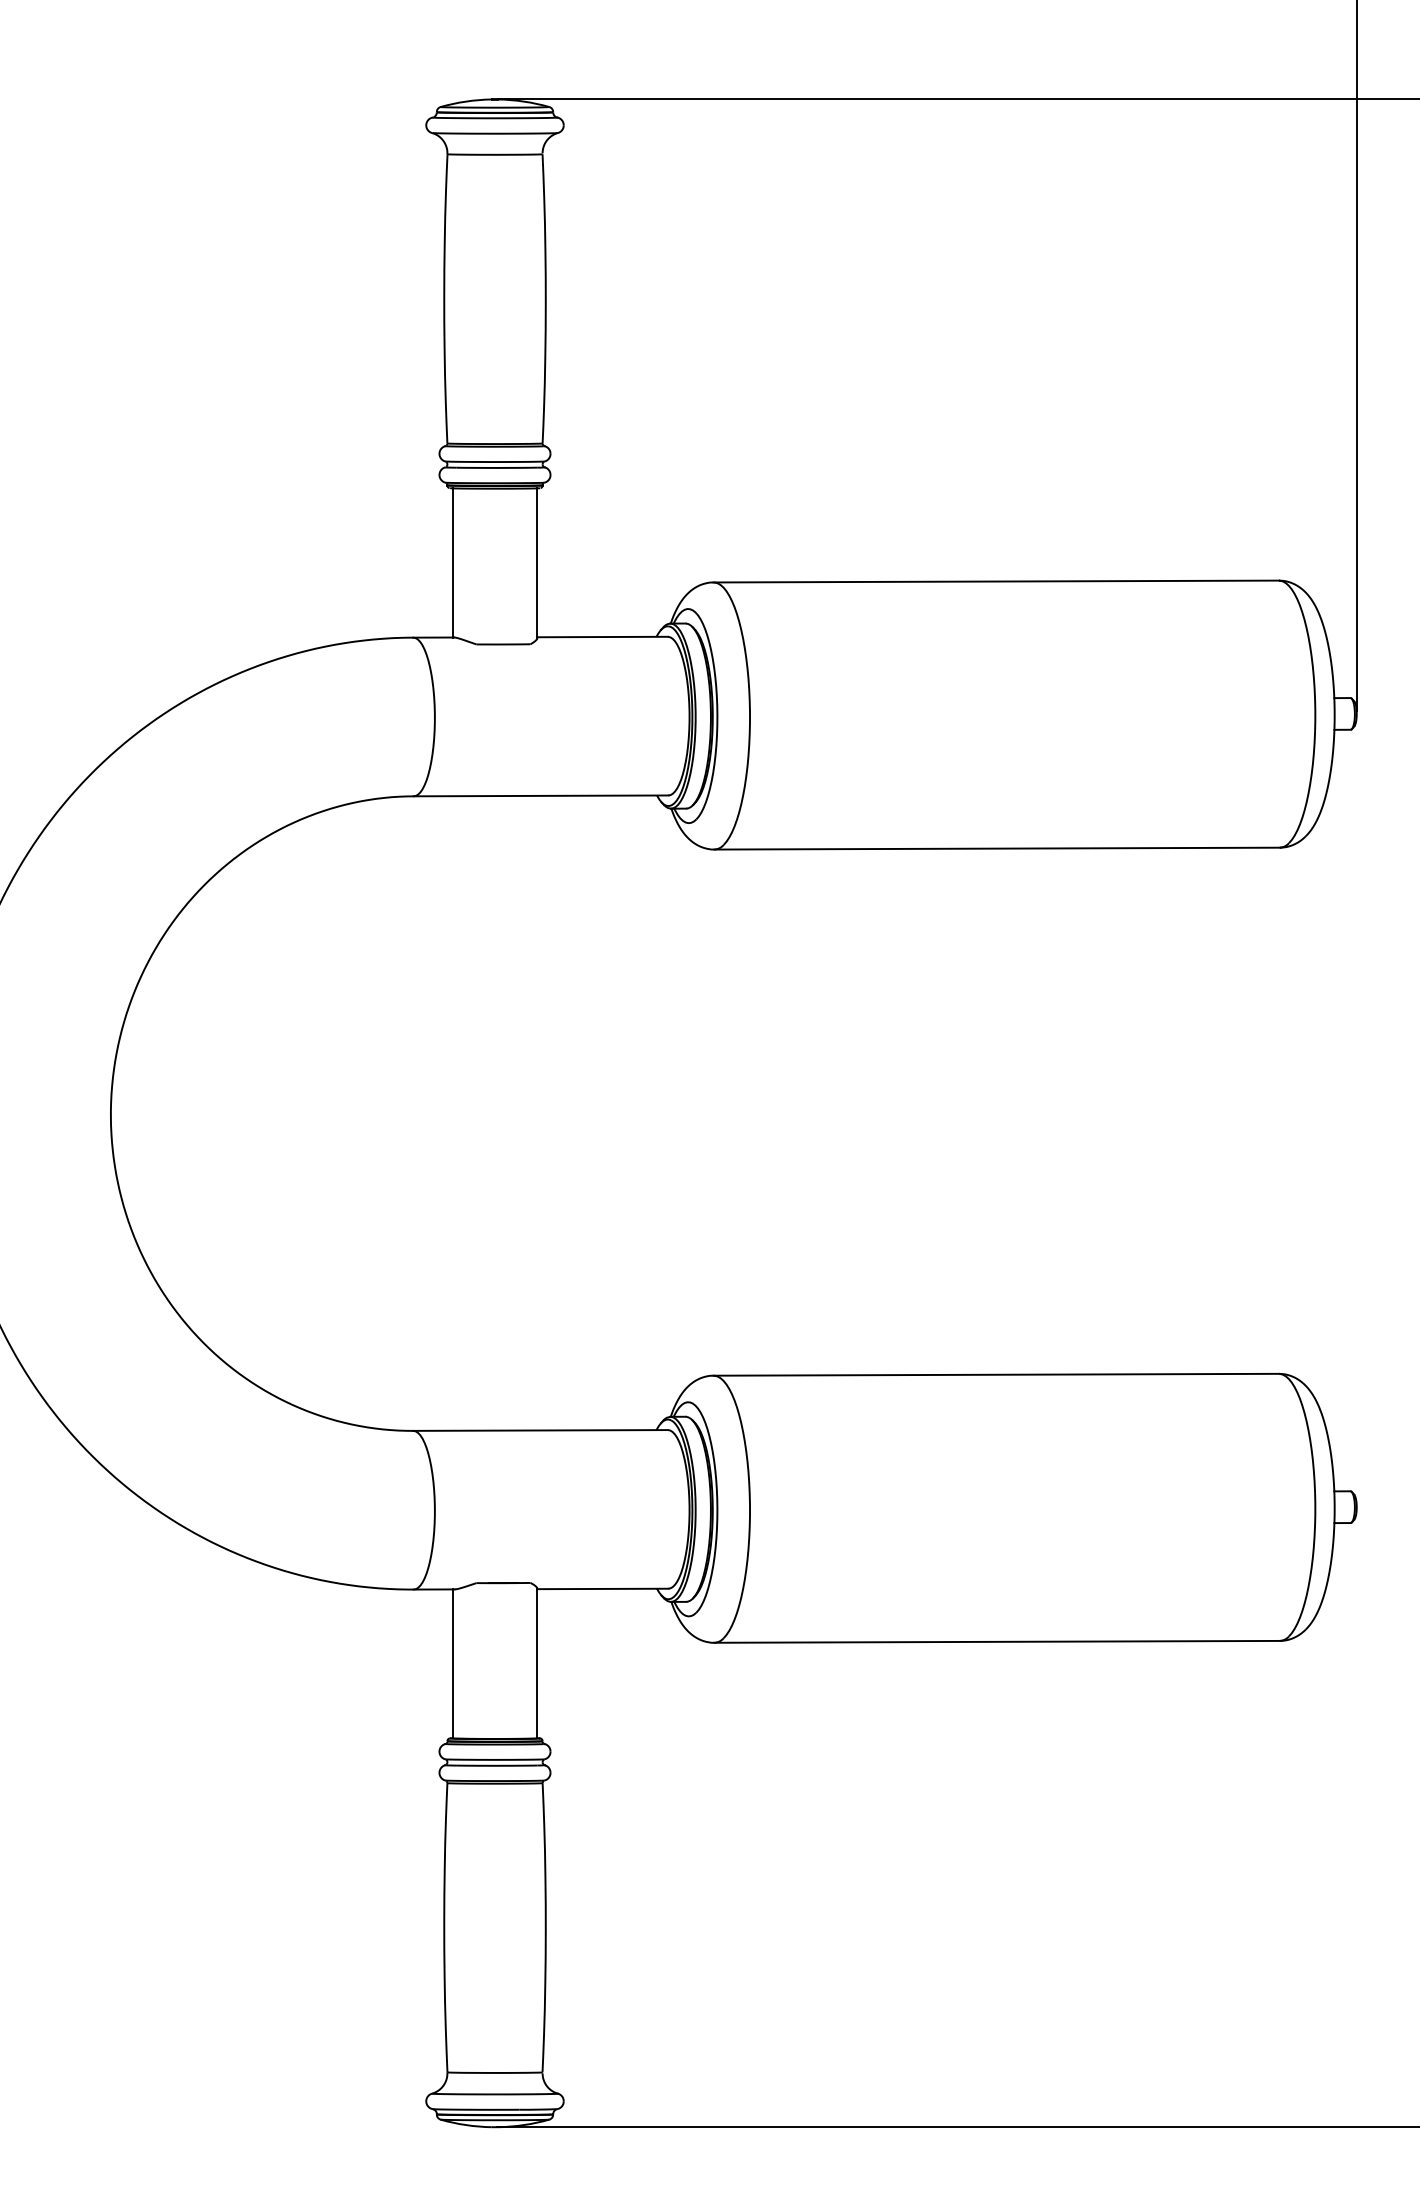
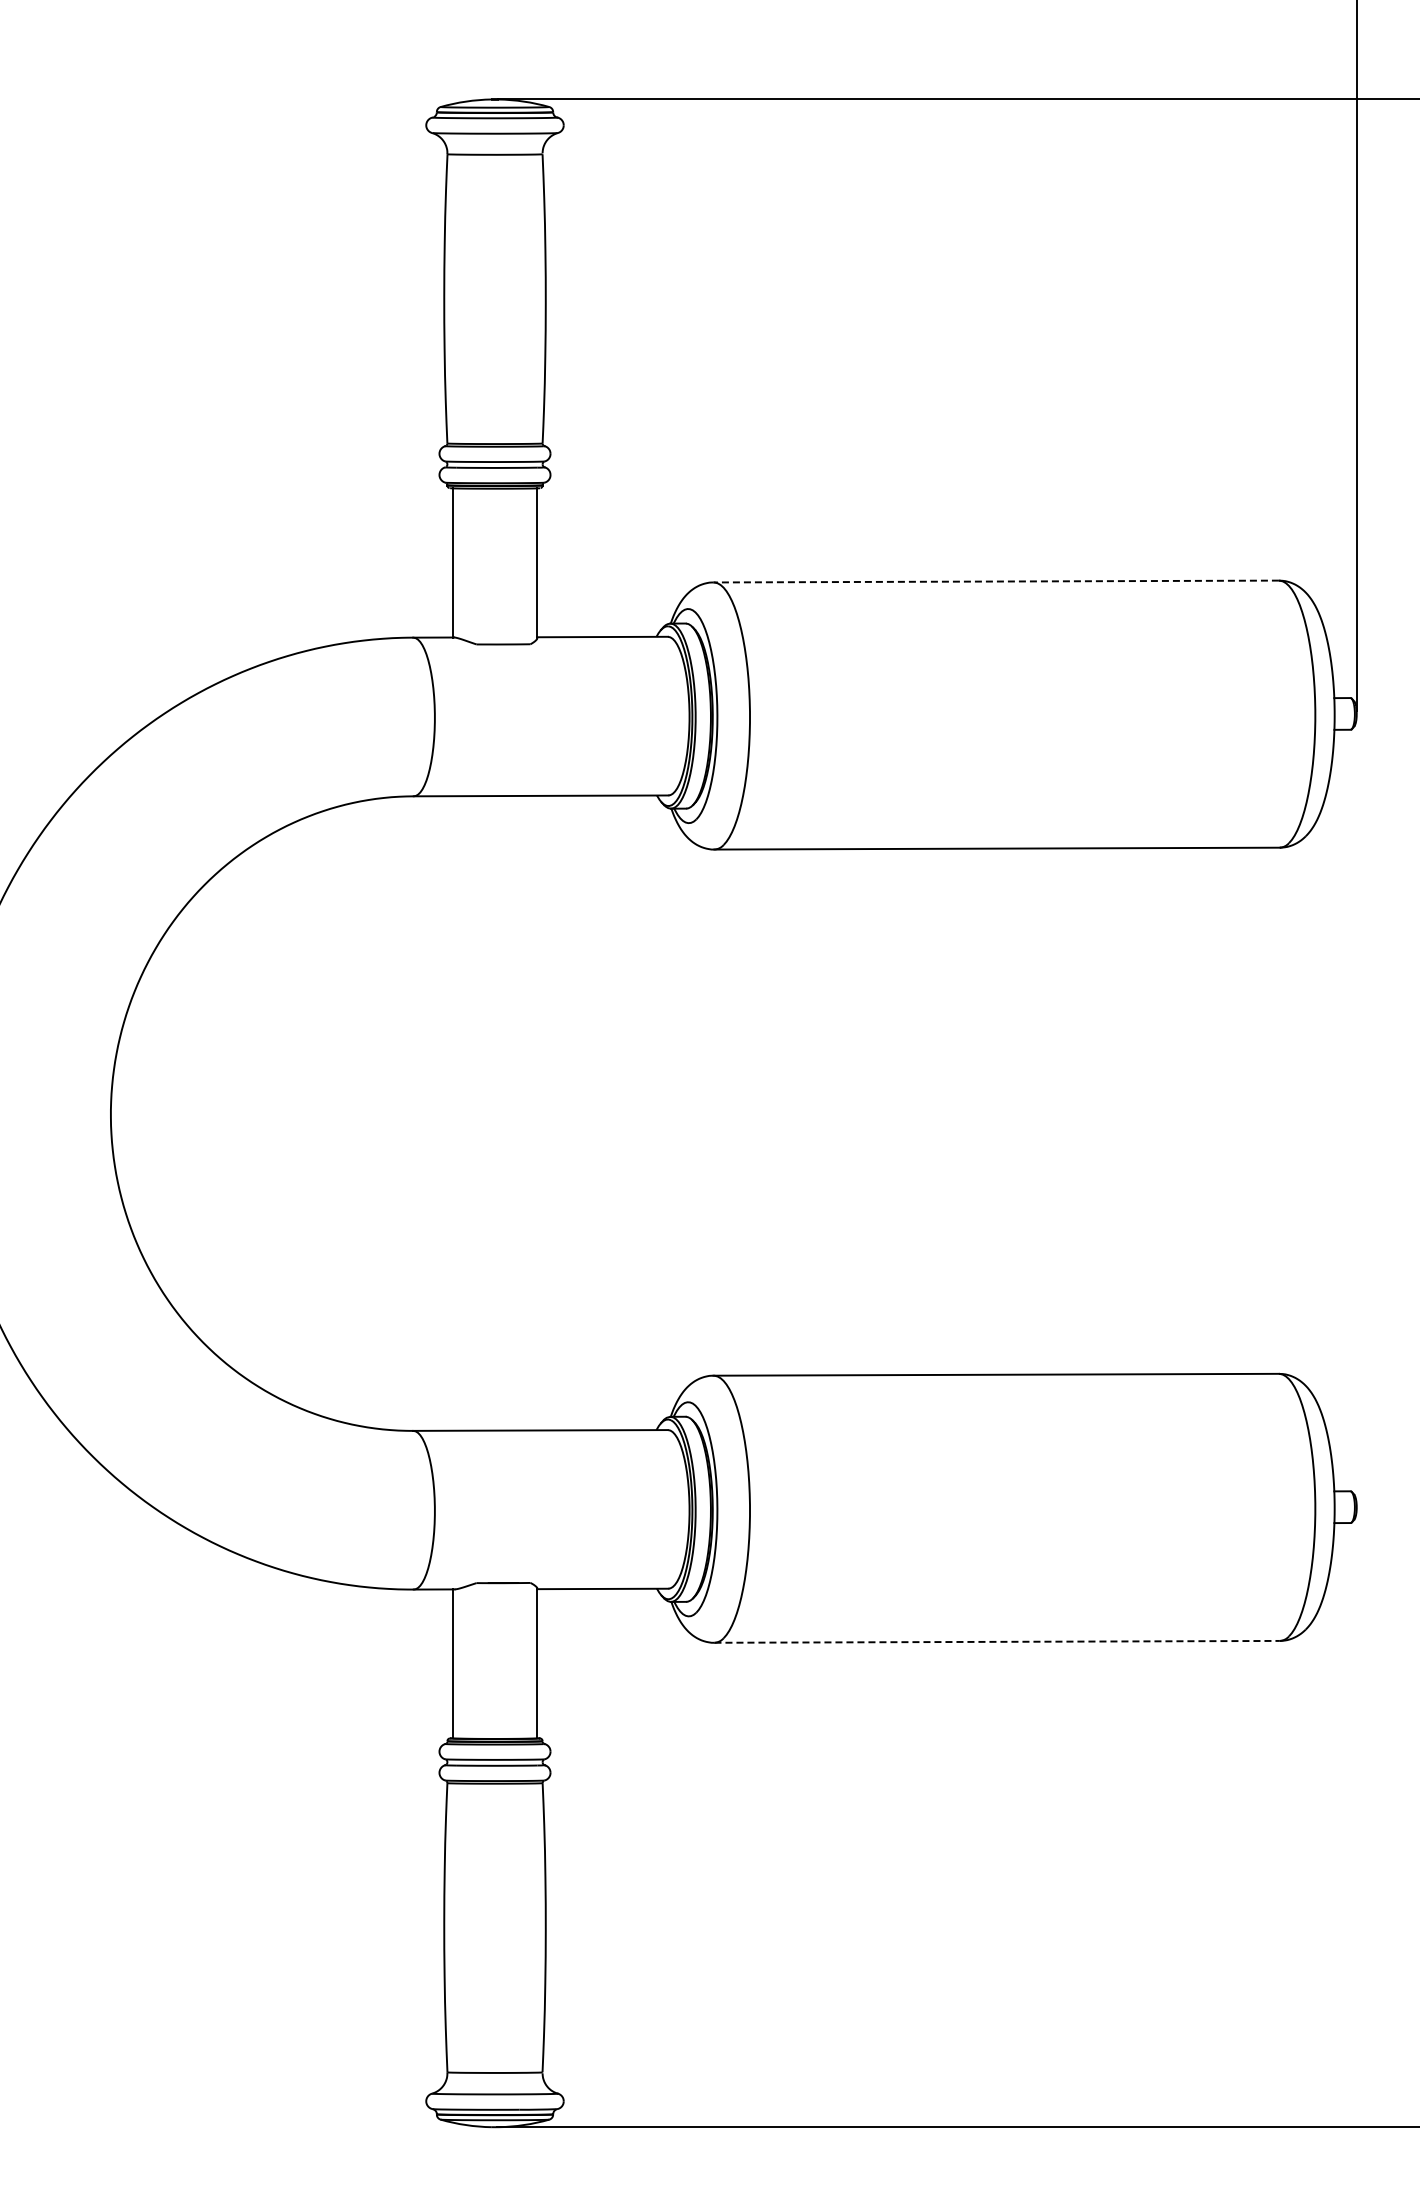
line: solid -> dashed (996, 581)
line: solid -> dashed (997, 1641)
